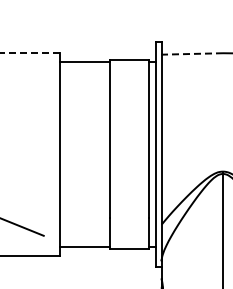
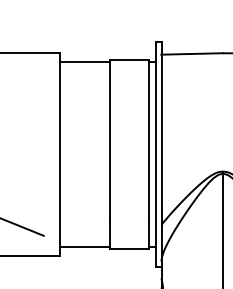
line: dashed -> solid (29, 53)
line: dashed -> solid (192, 53)
